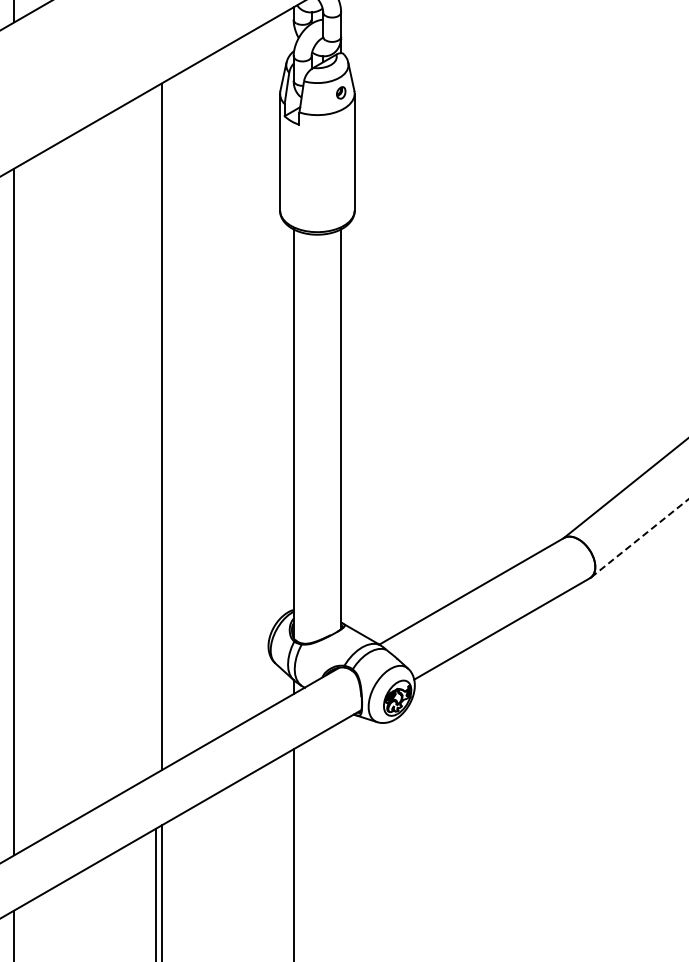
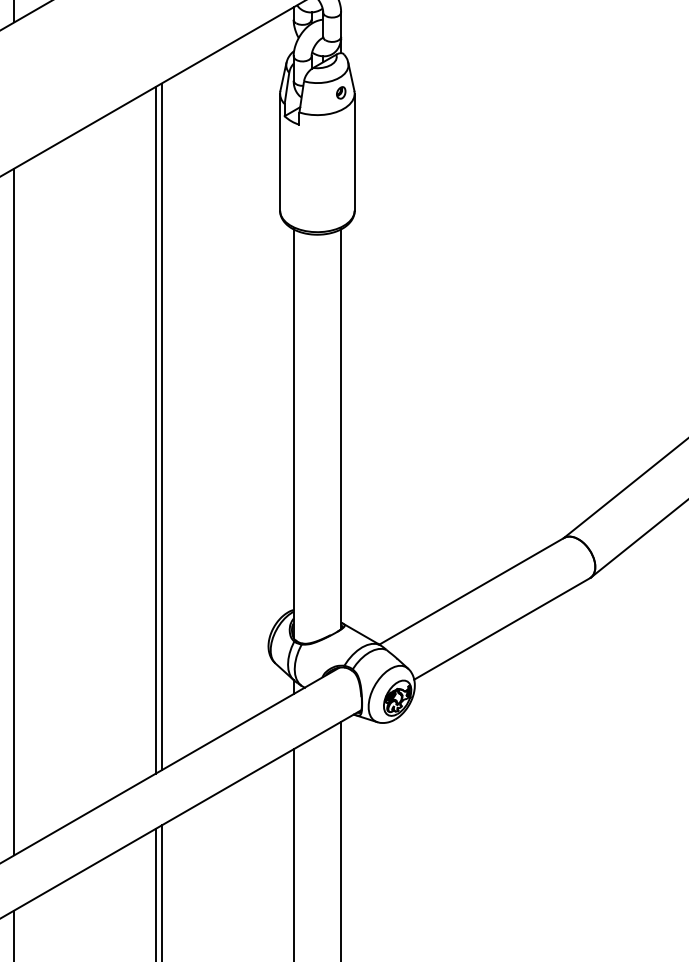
line: none -> present (156, 429)
line: dashed -> solid (640, 538)
line: none -> present (341, 839)
